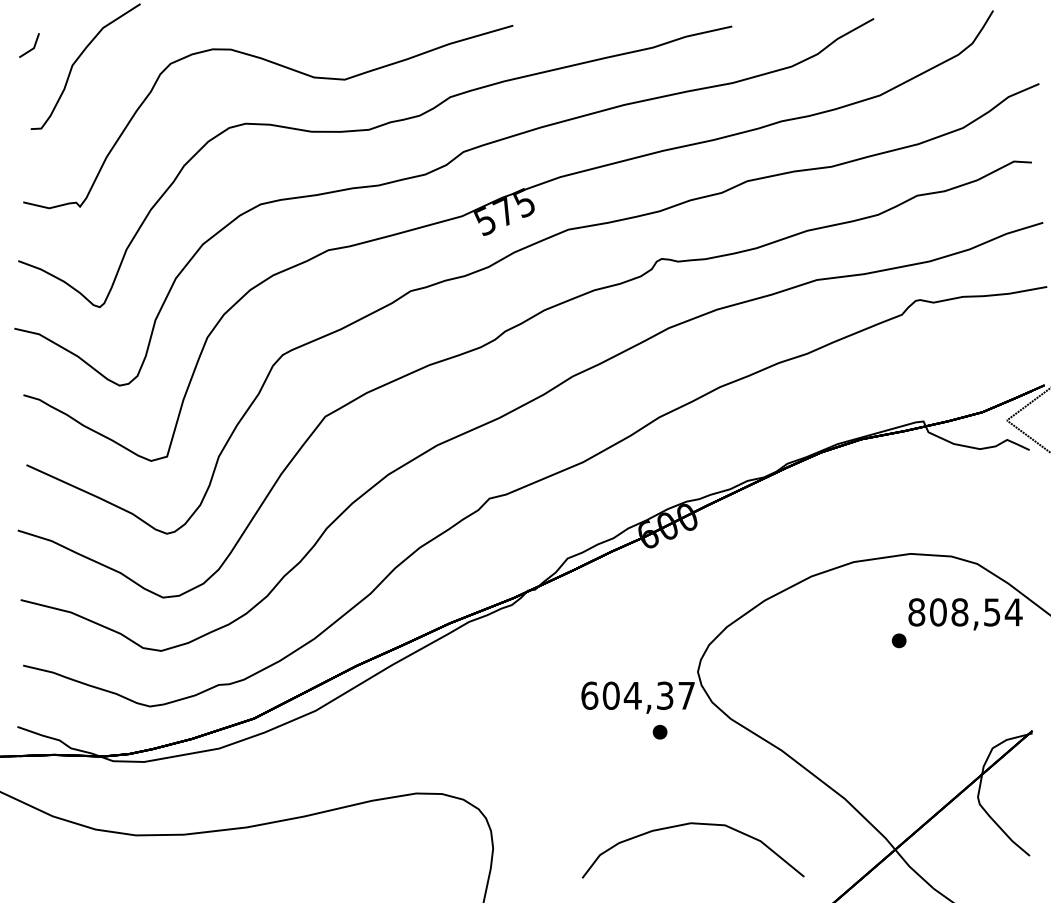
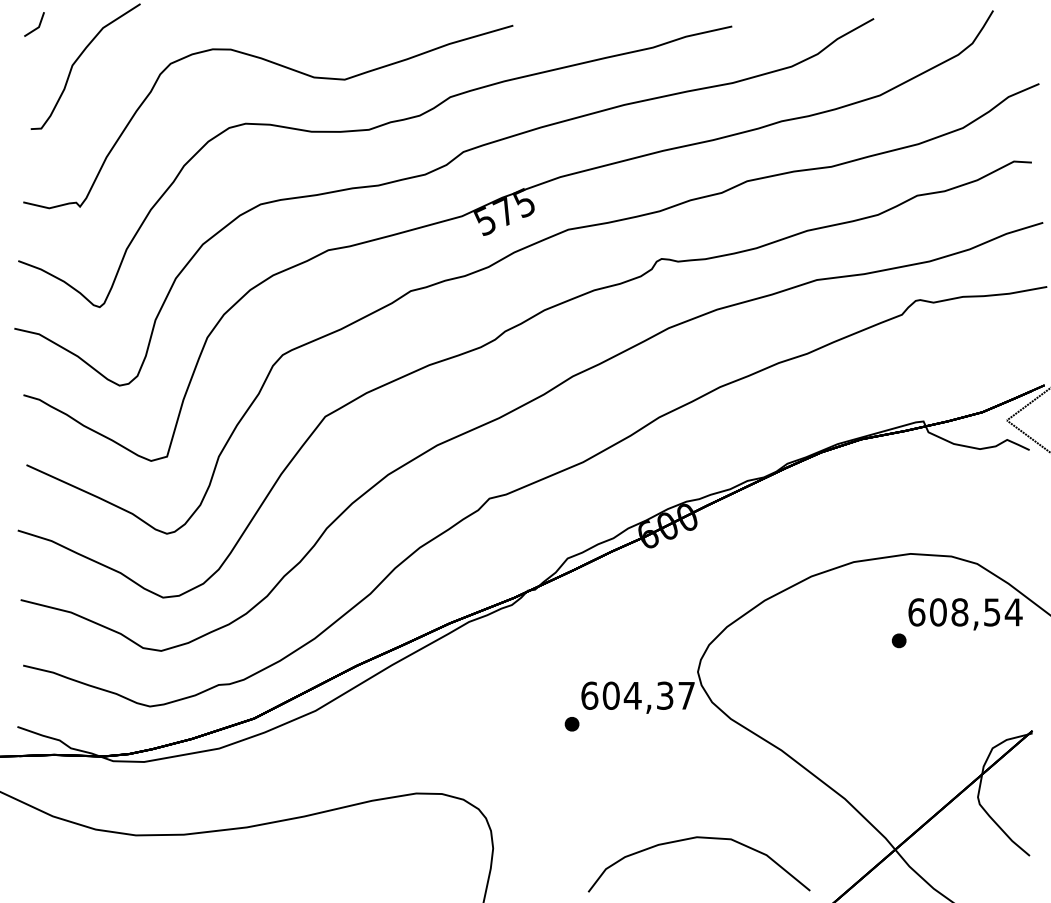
part position: (29, 45) -> (34, 24) (34, 24)
text: 808,54 -> 608,54 (916, 612)
part position: (659, 732) -> (571, 724) (571, 724)
curve position: (685, 825) -> (691, 839) (691, 839)
